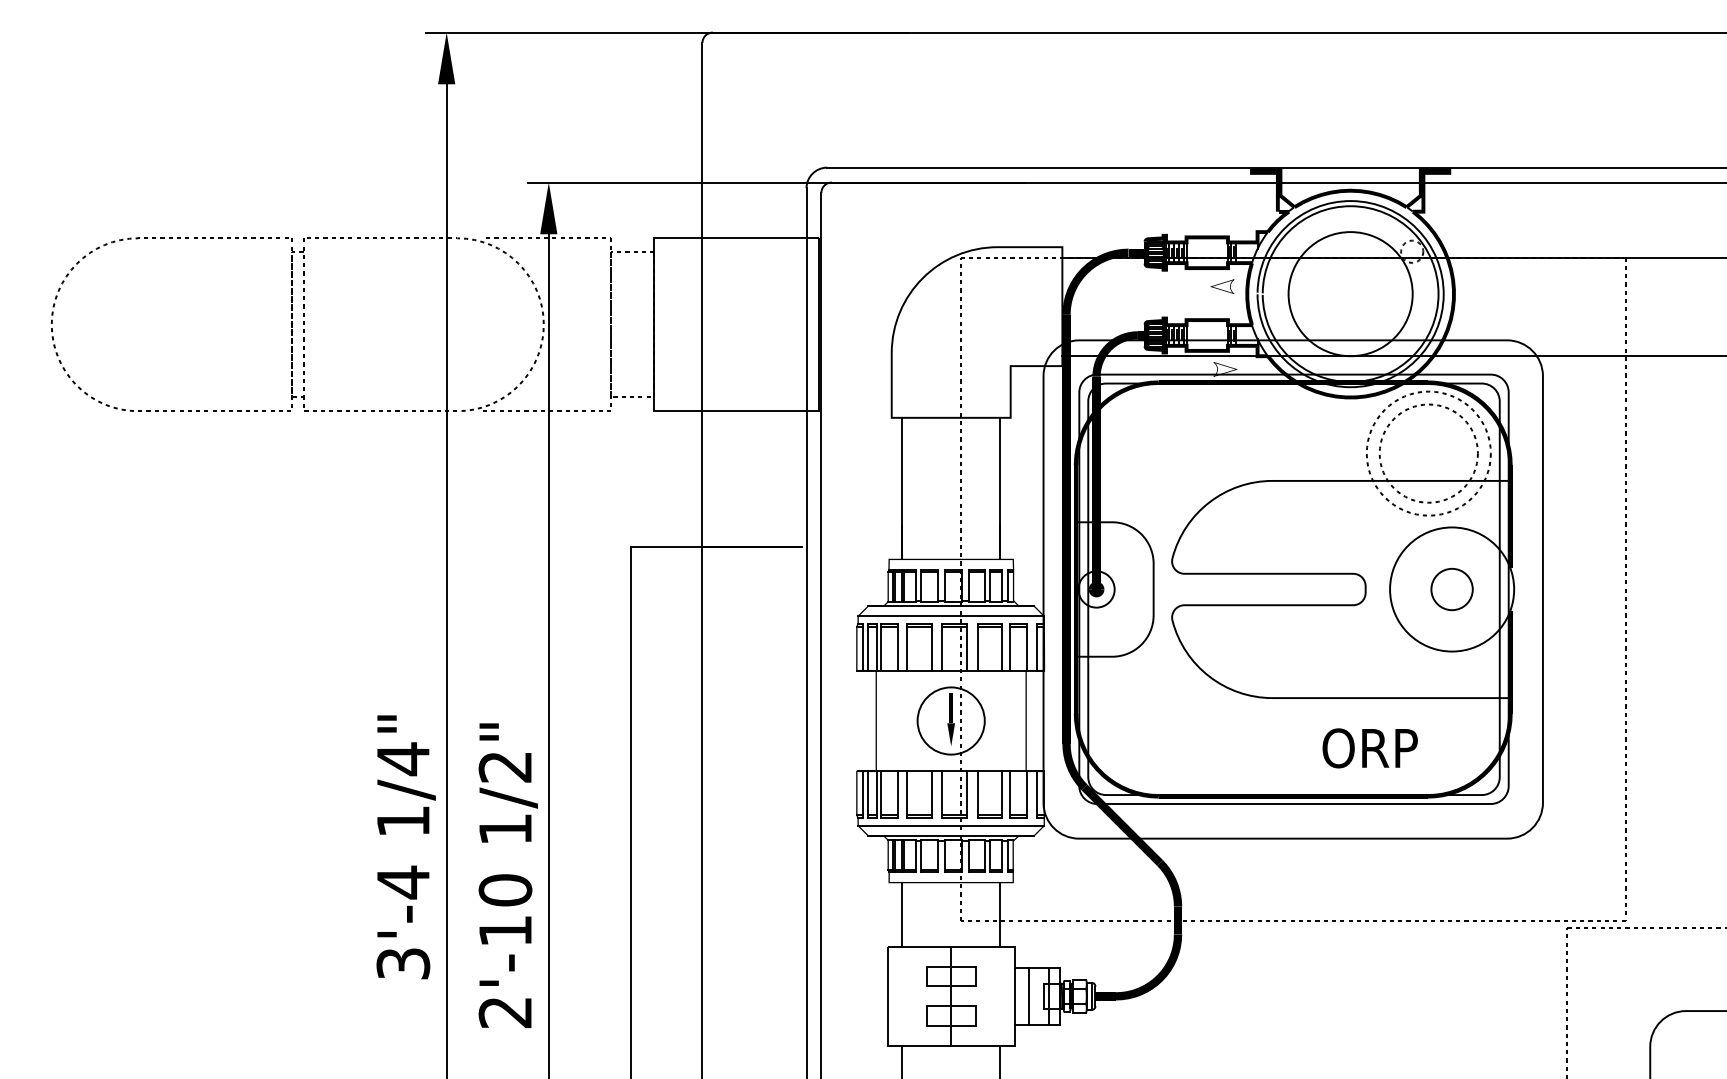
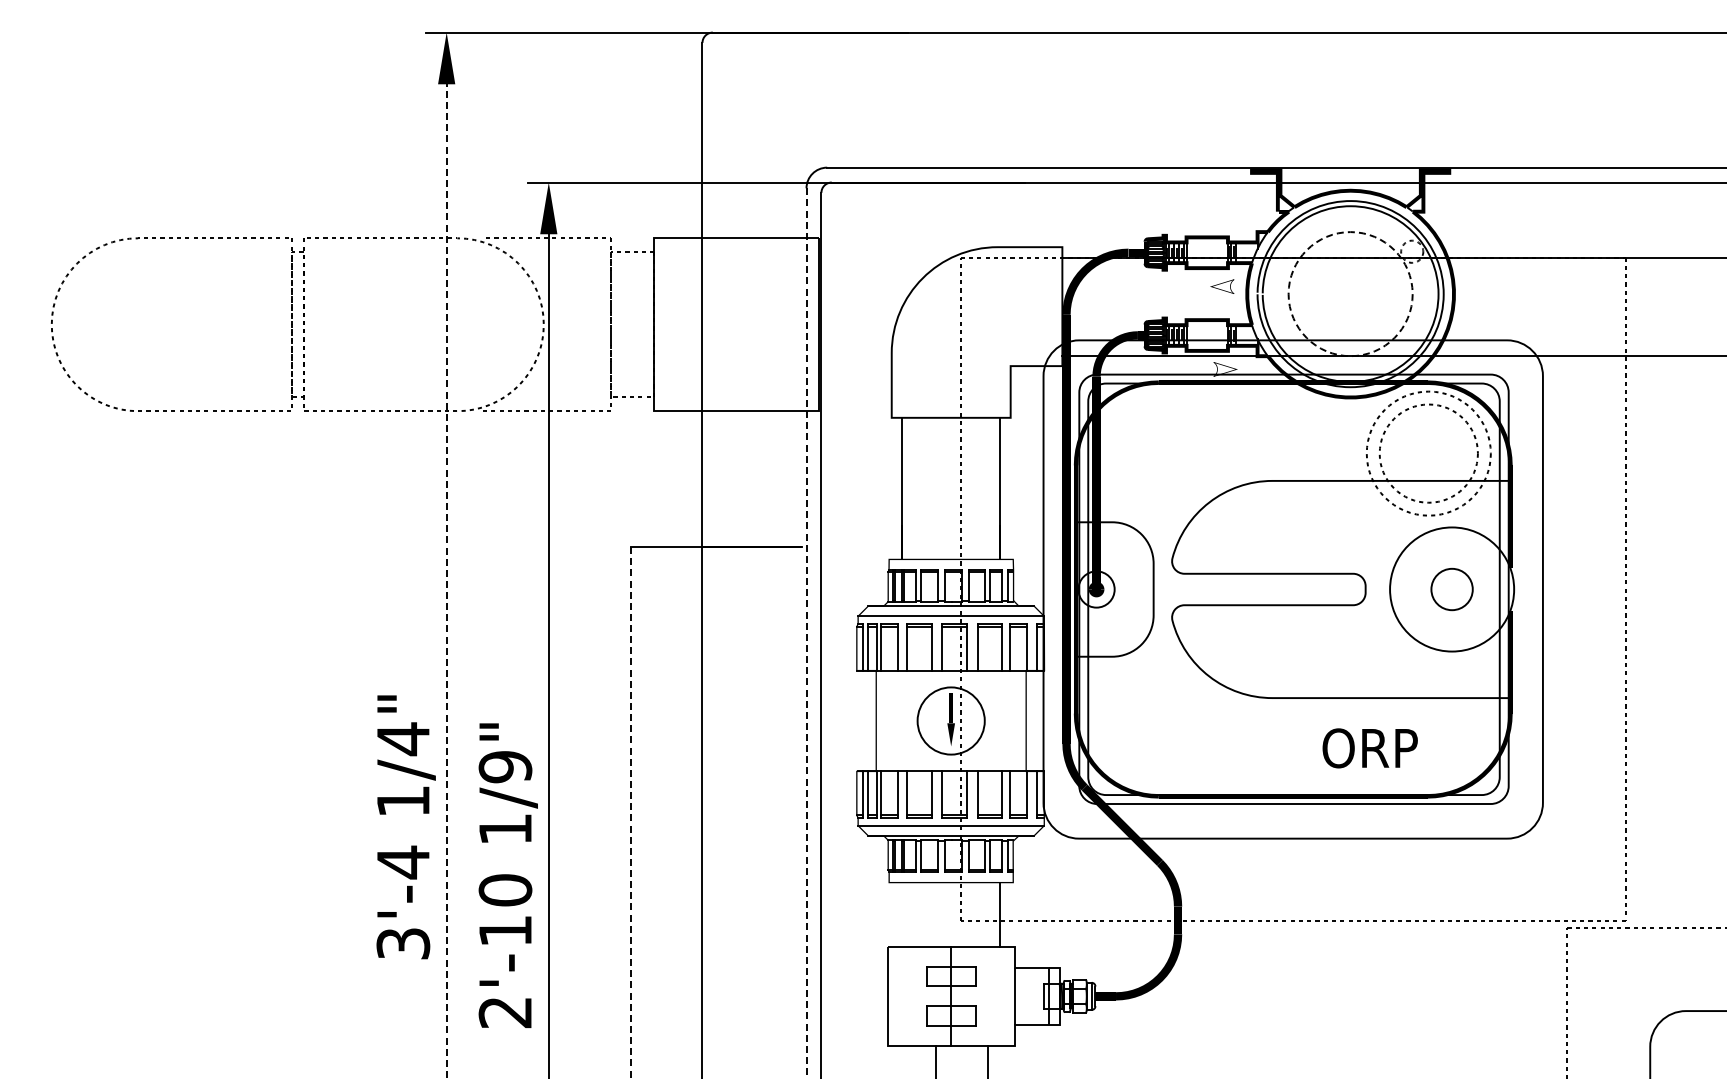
circle: solid -> dashed (1350, 294)
line: solid -> dashed (446, 581)
line: solid -> dashed (806, 633)
text: 1/2" -> 1/9" (505, 767)
line: solid -> dashed (631, 812)
text position: (405, 847) -> (405, 827) (405, 827)
line: present -> none (902, 914)
line: present -> none (1028, 995)
line position: (902, 1060) -> (936, 1060) (936, 1060)
line position: (1000, 1060) -> (988, 1060) (988, 1060)
